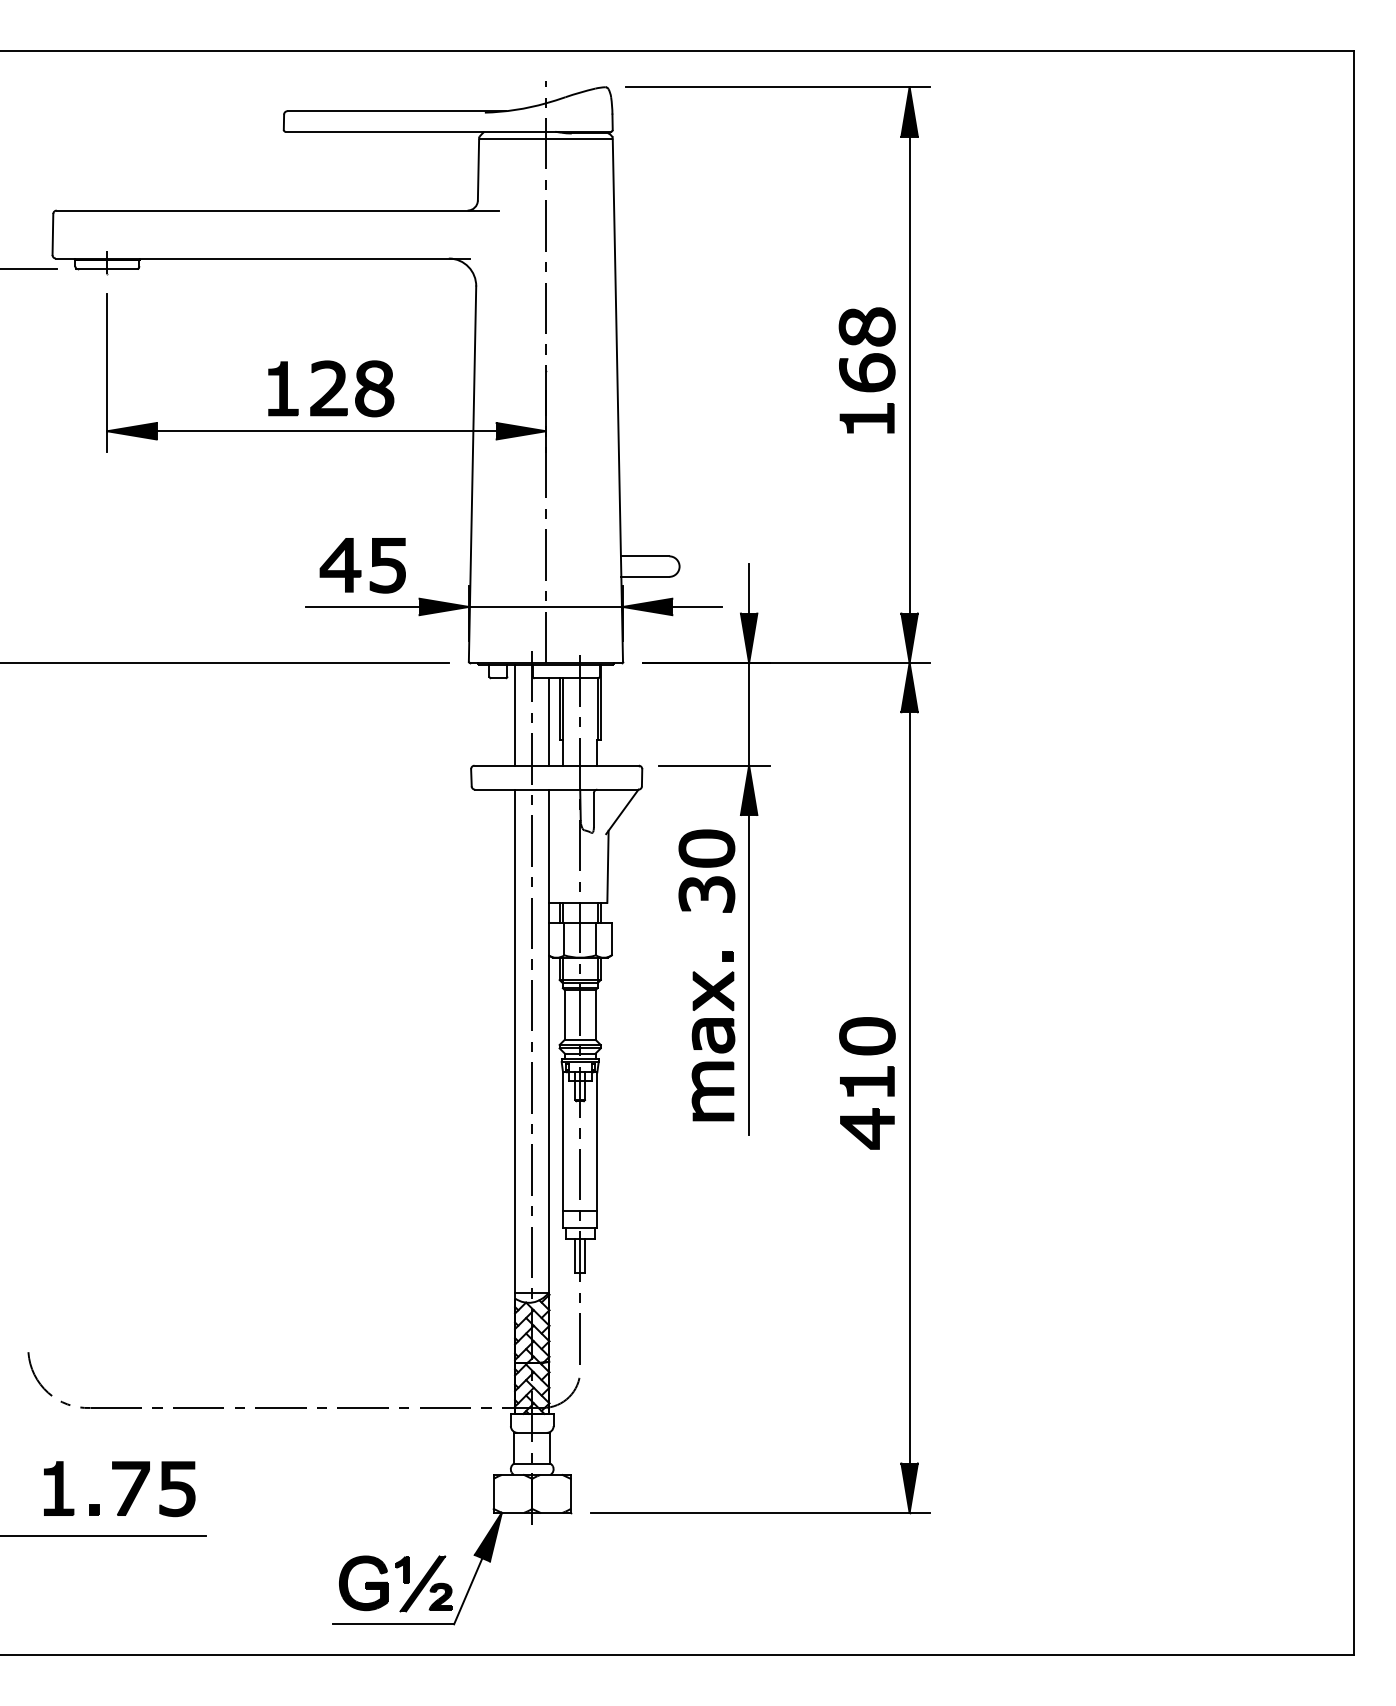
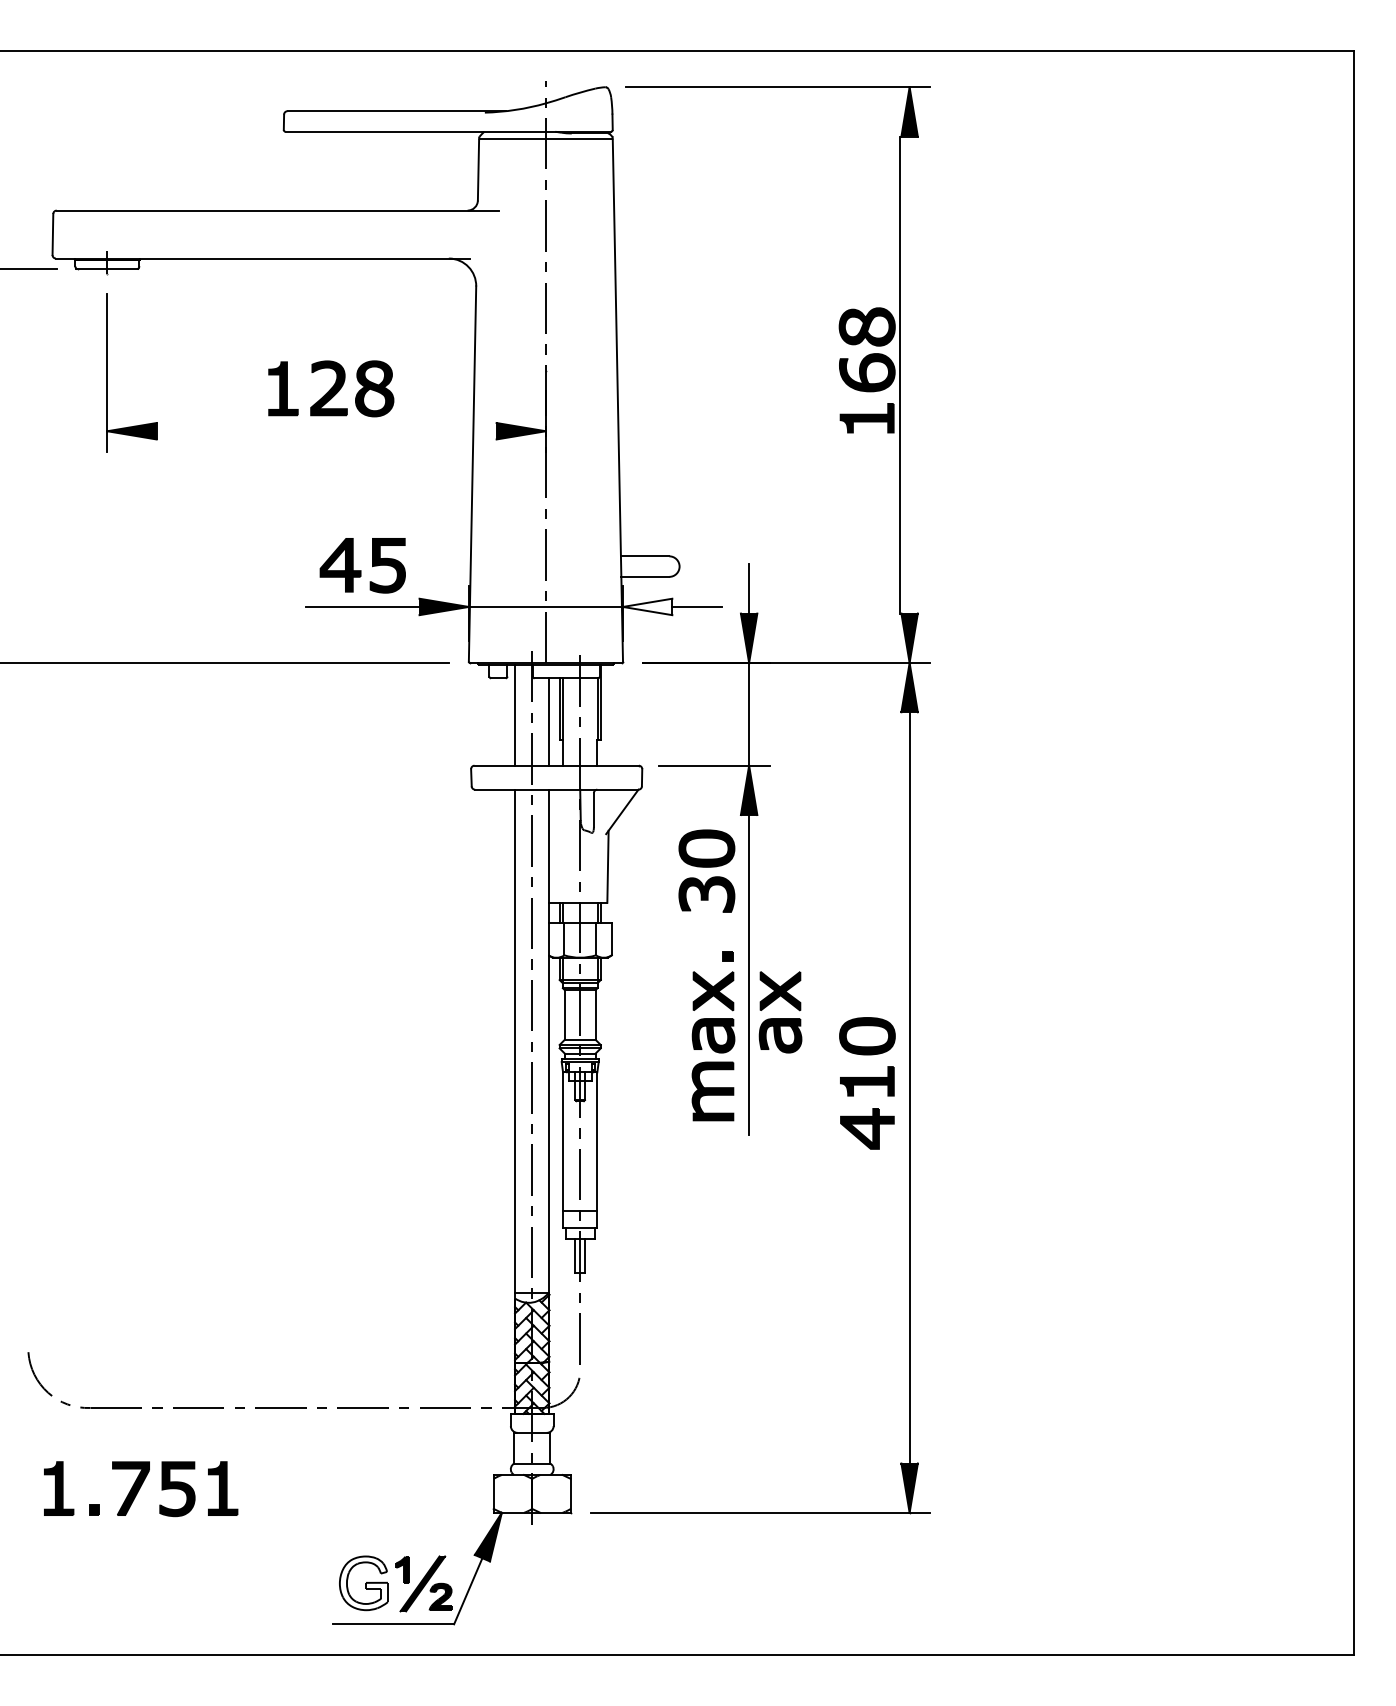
line position: (909, 374) -> (899, 374) (899, 374)
line: present -> none (326, 431)
fill: present -> none (647, 606)
part: none -> present (780, 1012)
part: none -> present (223, 1488)
line: present -> none (104, 1536)
fill: present -> none (363, 1583)
